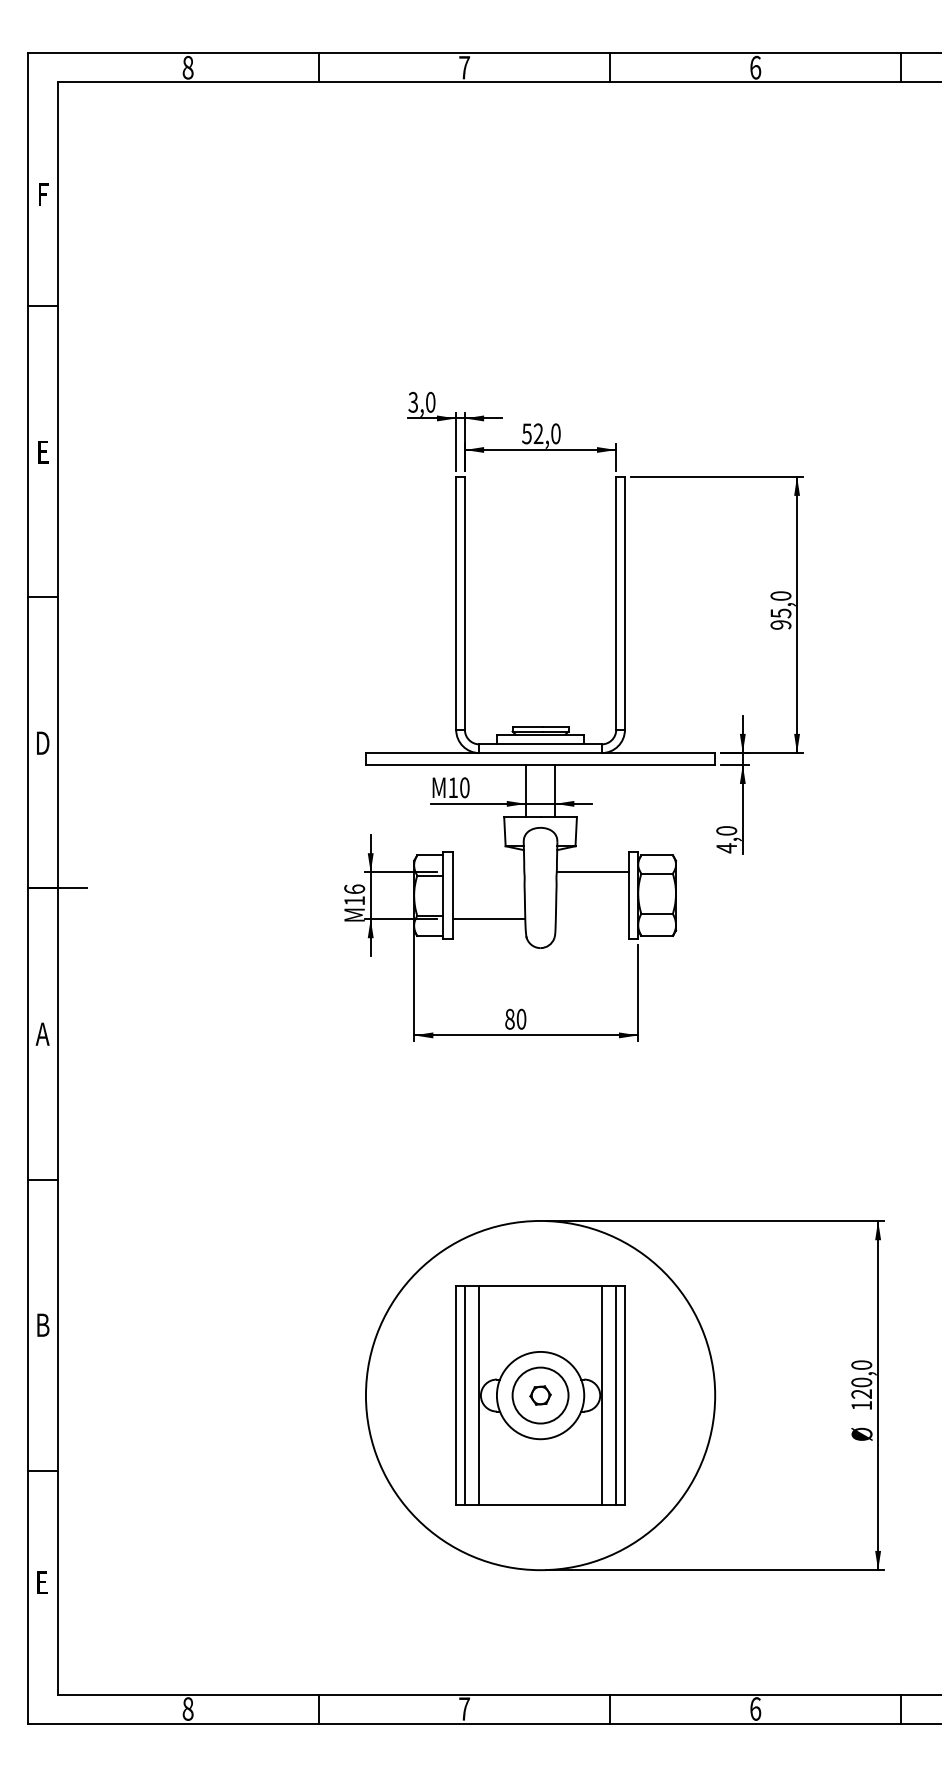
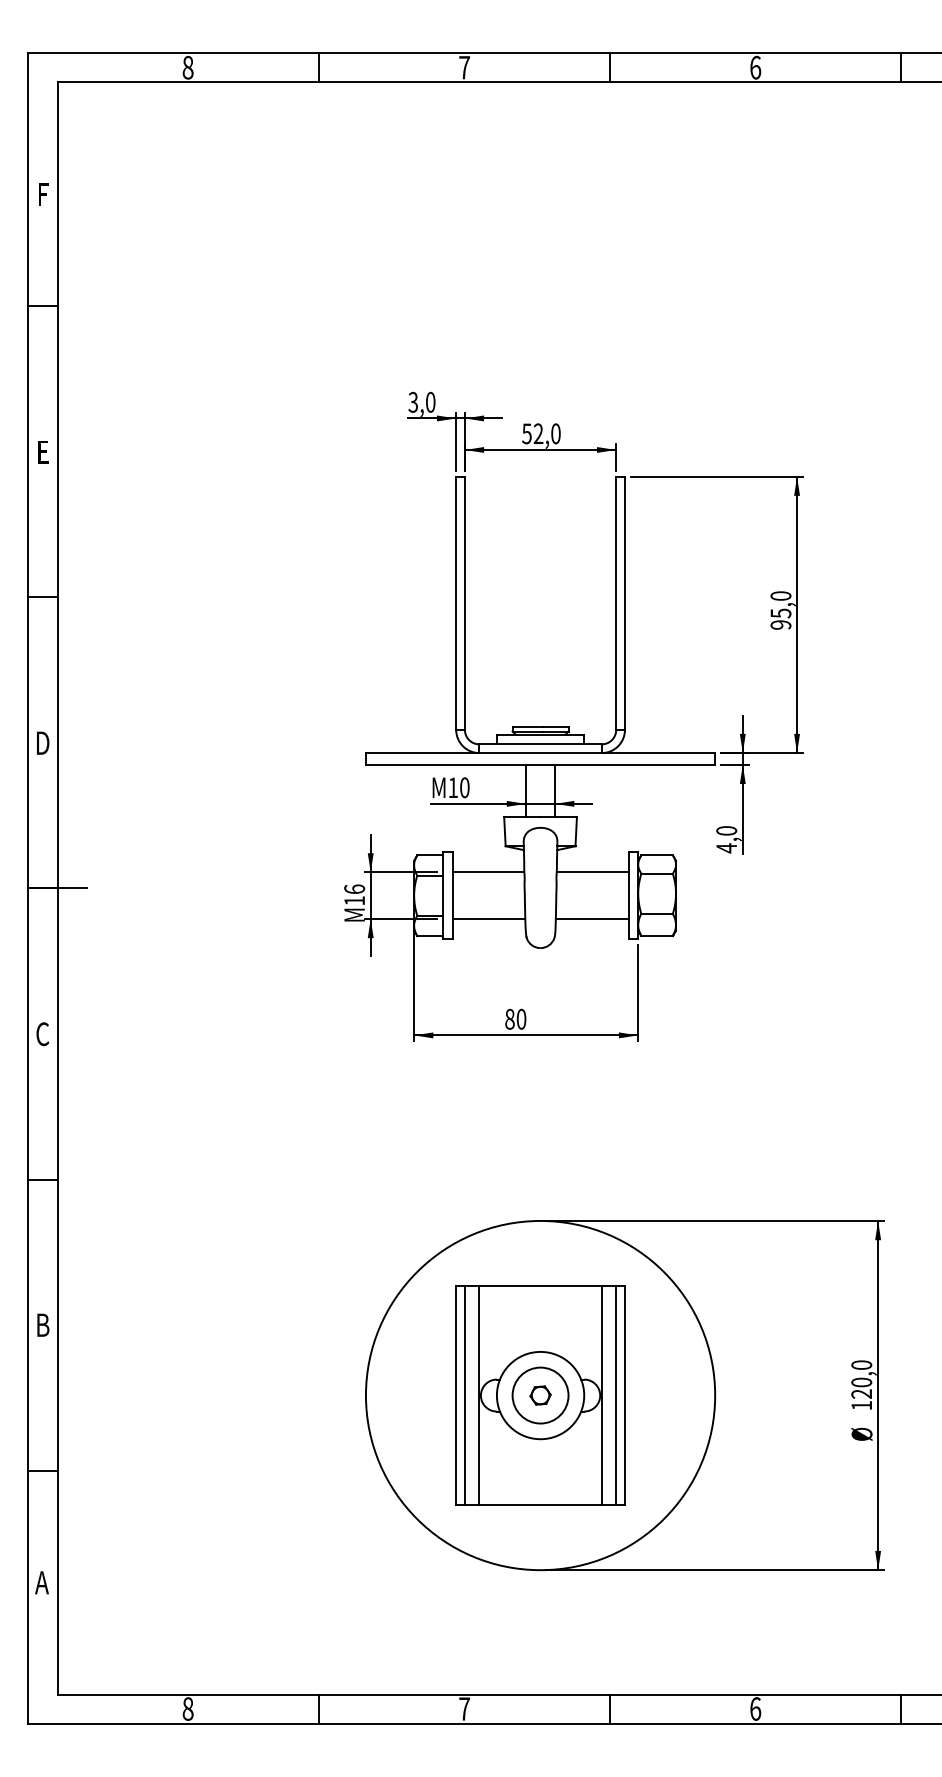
line: none -> present (488, 872)
line: none -> present (591, 919)
text: A -> C (42, 1034)
text: E -> A (41, 1582)
